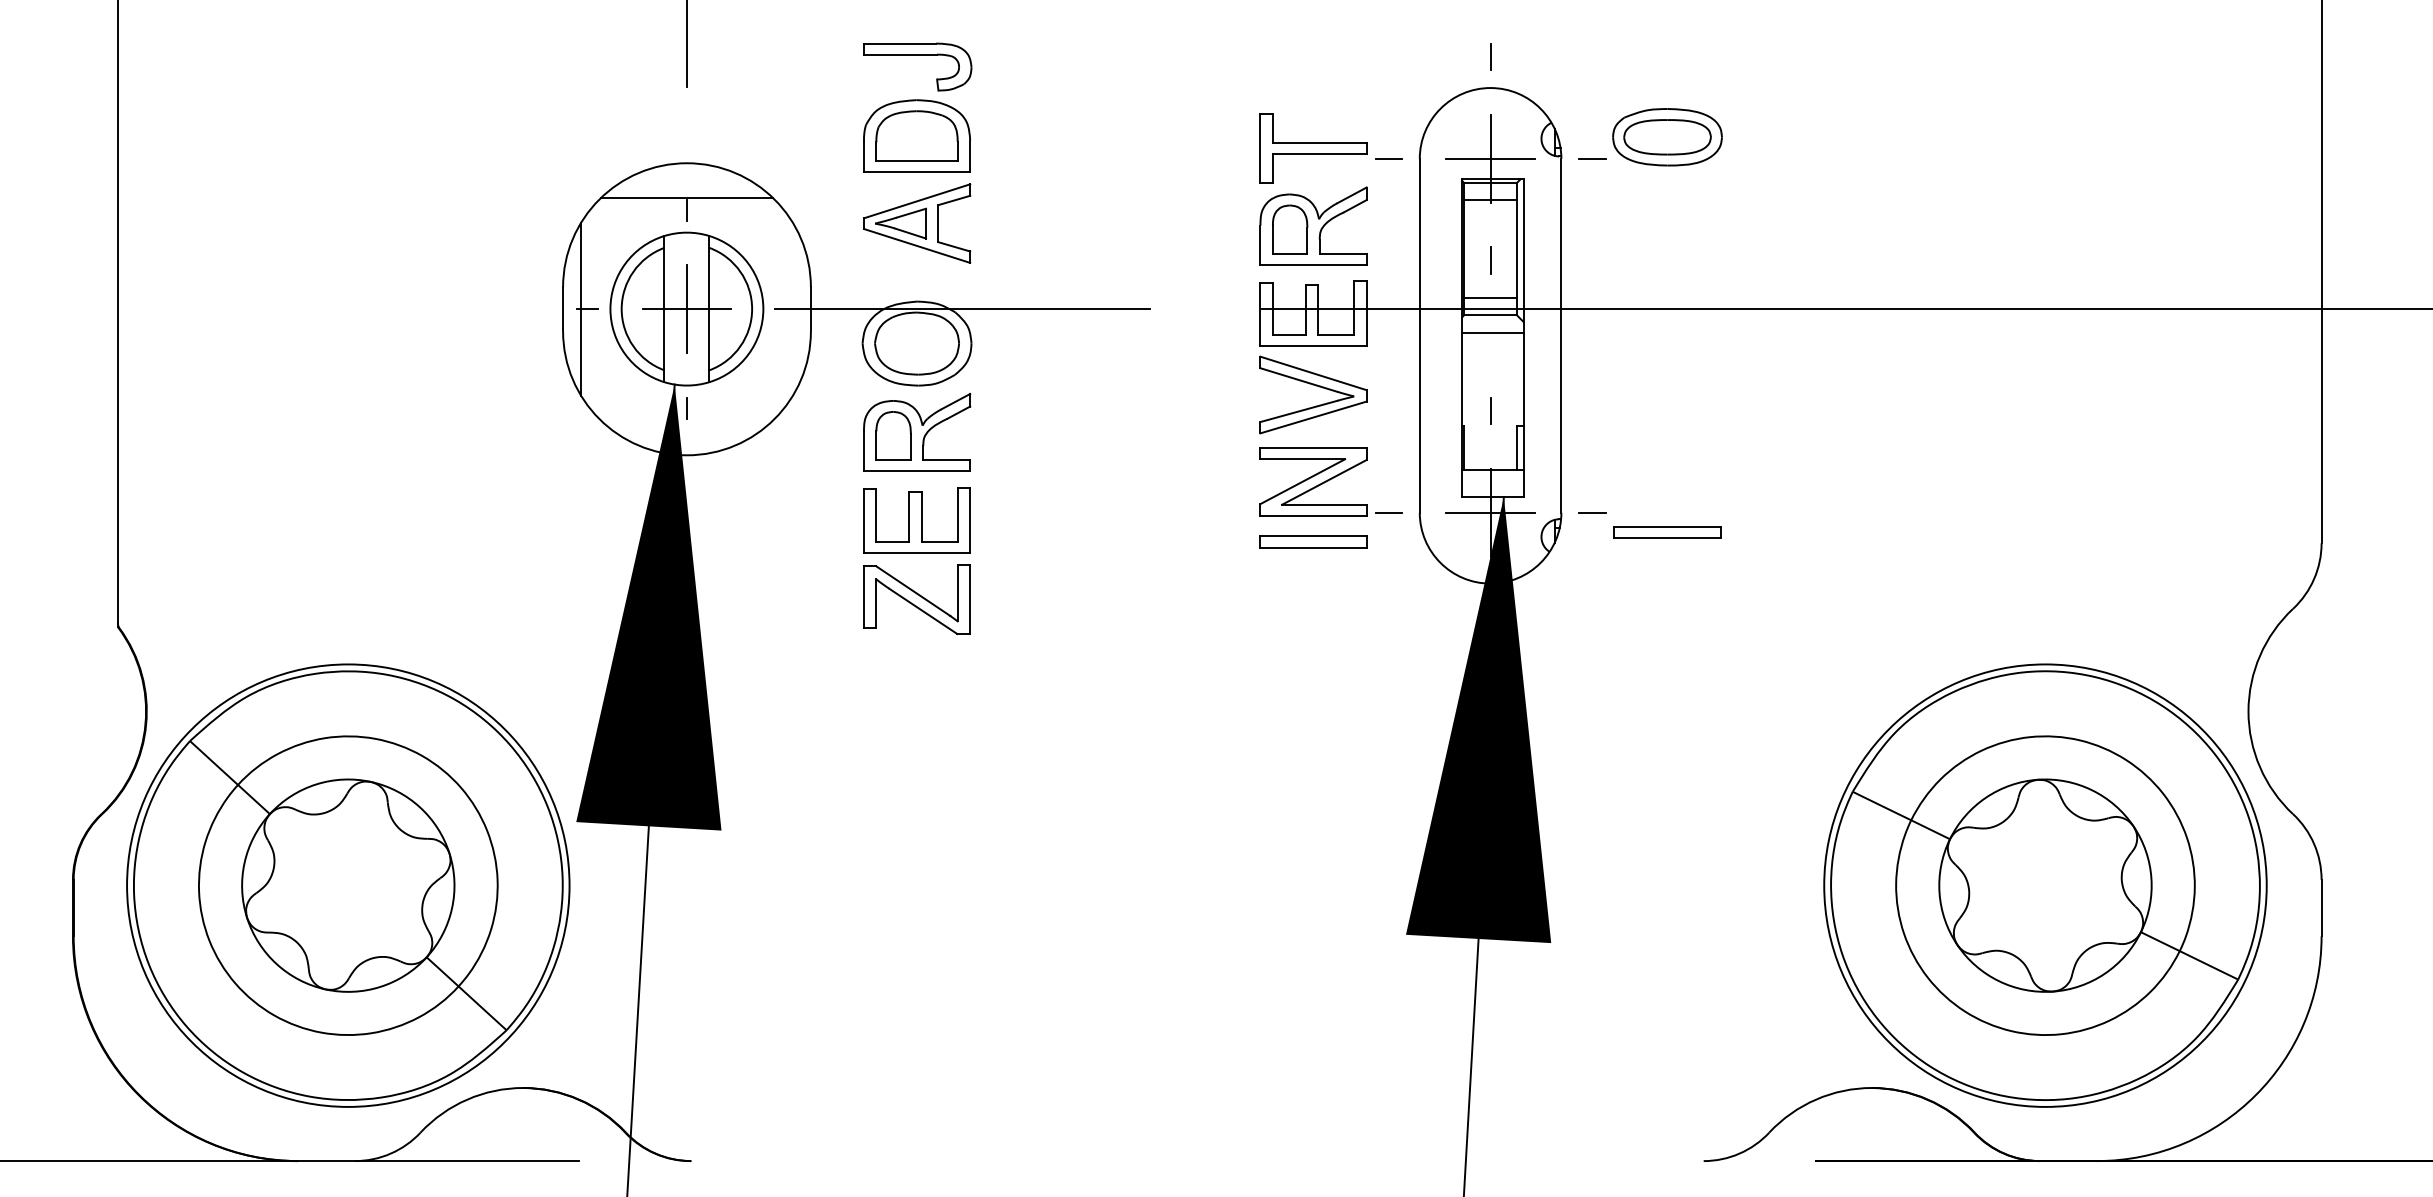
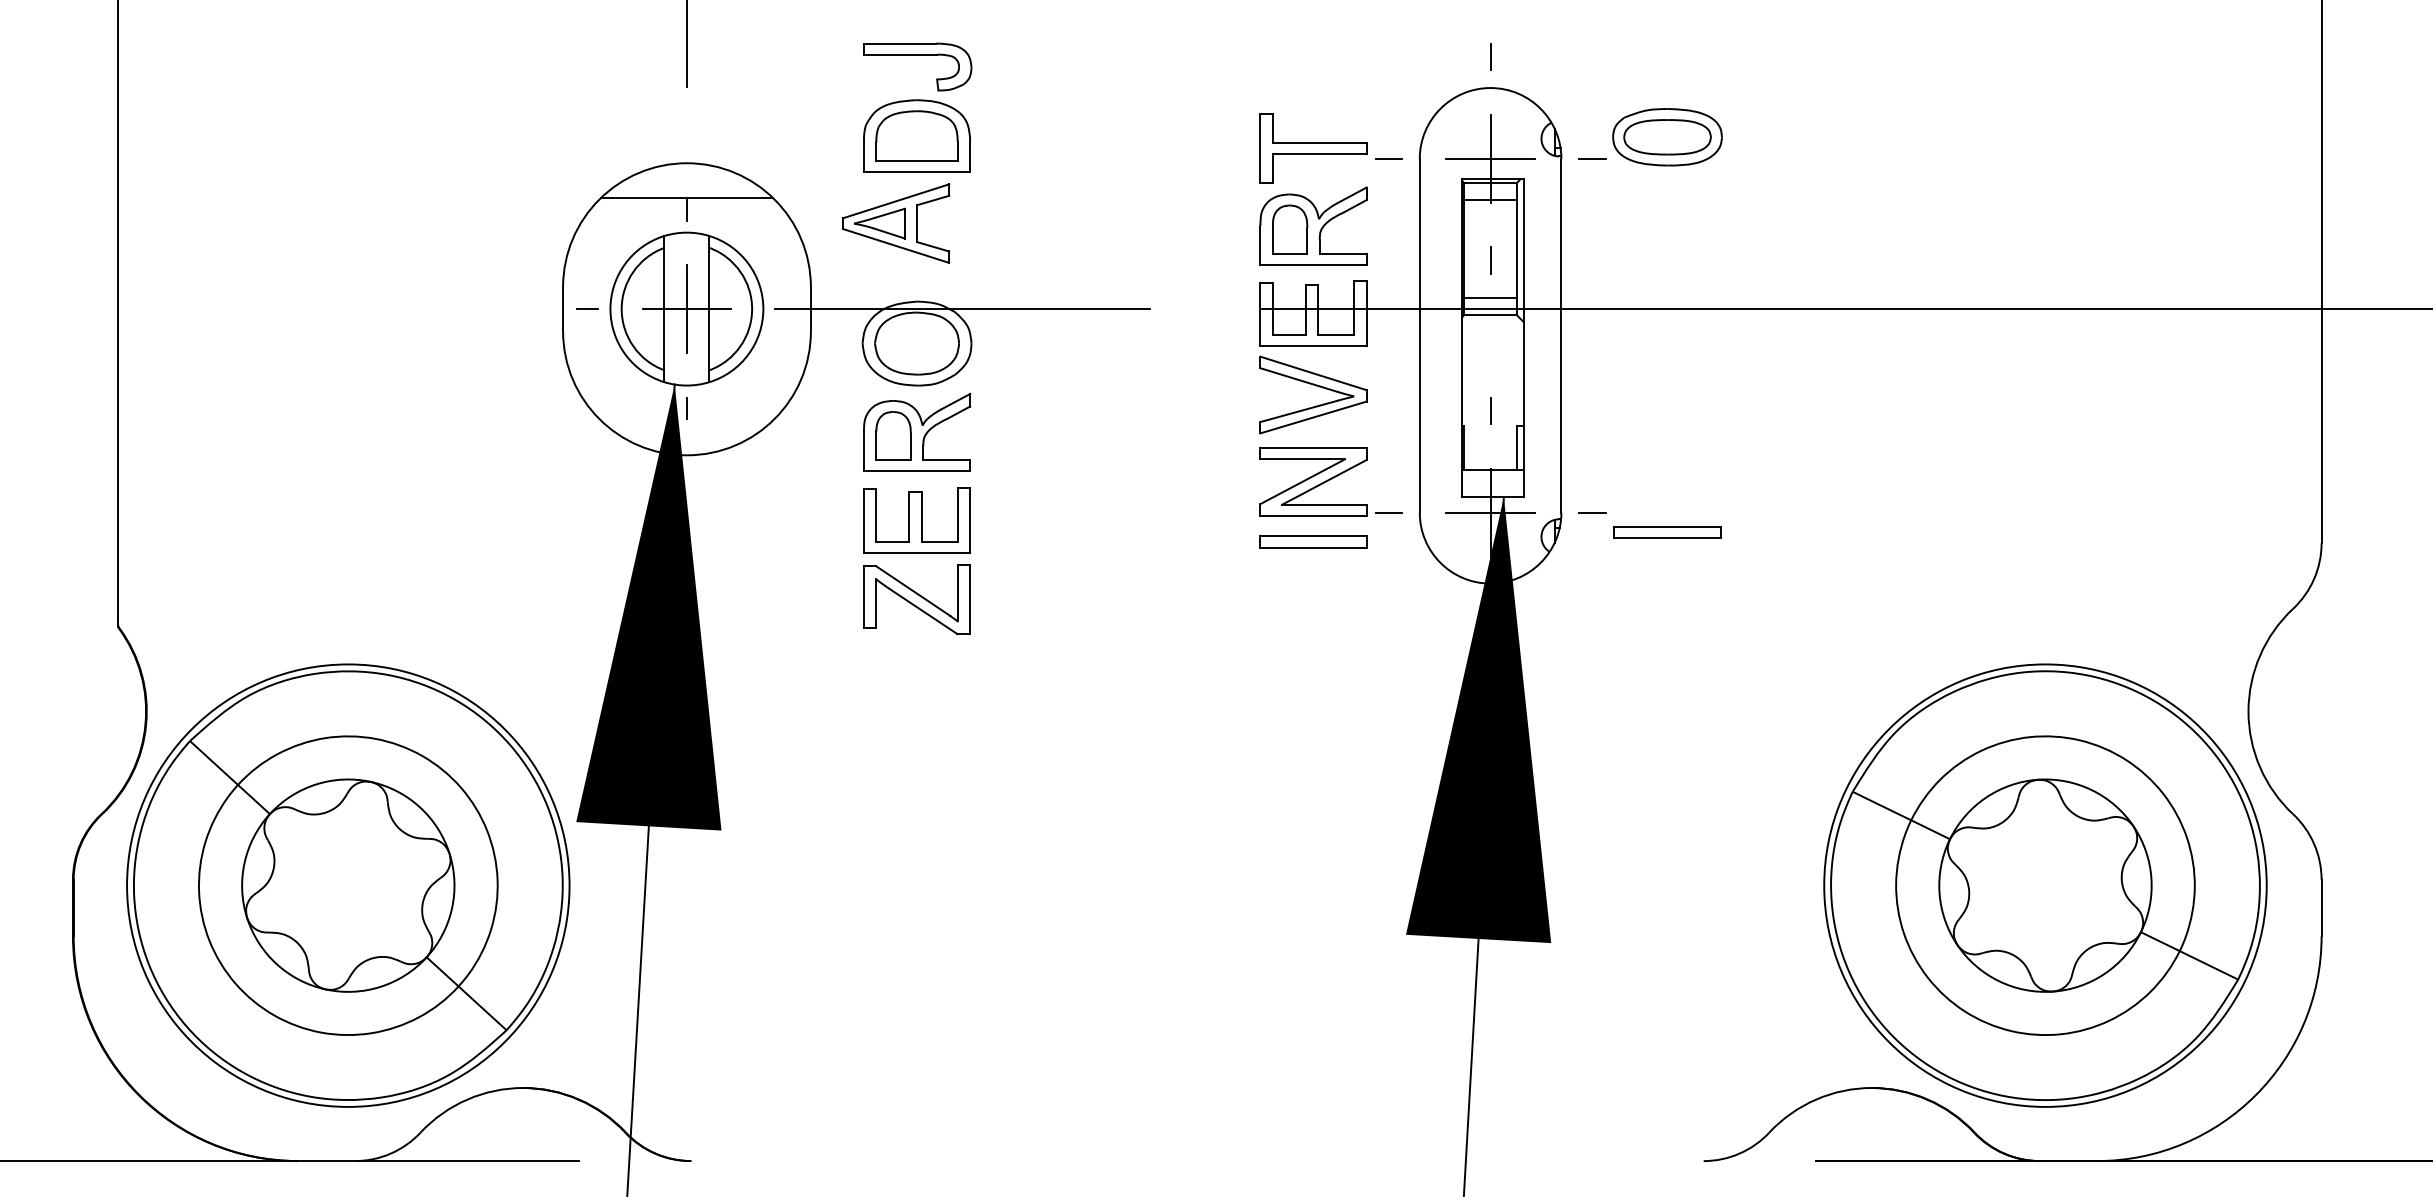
part position: (917, 223) -> (896, 223) (896, 223)
line: present -> none (581, 308)
line: present -> none (1492, 333)
